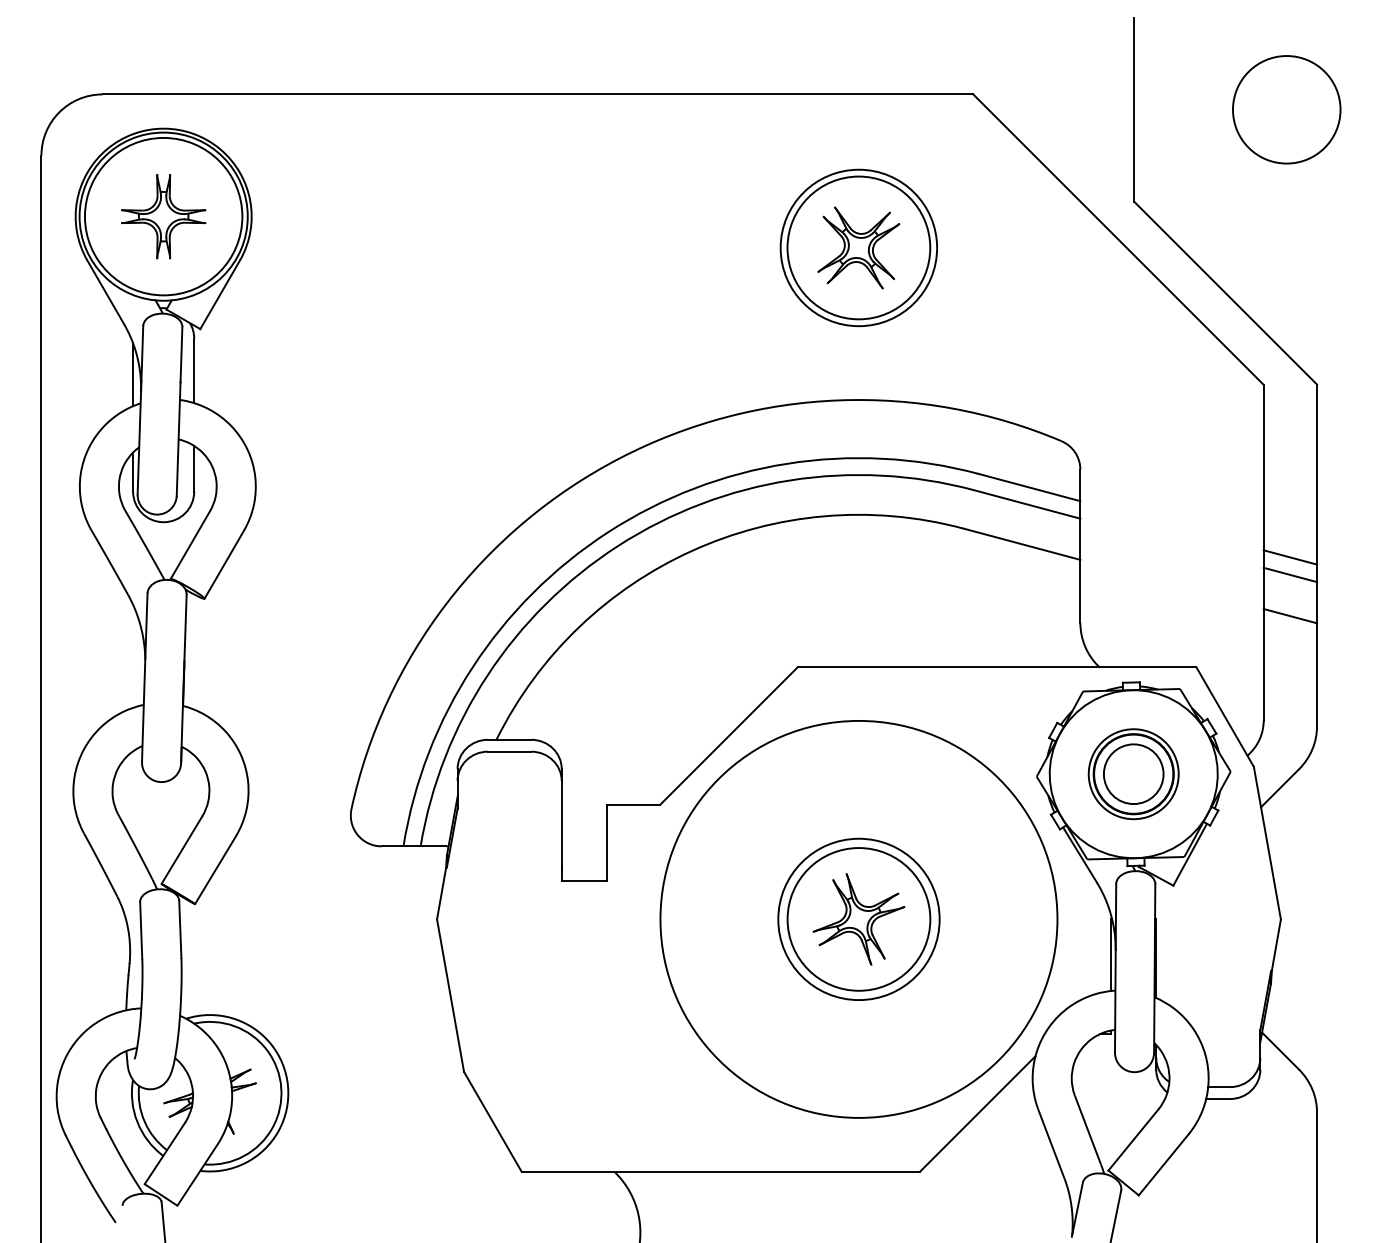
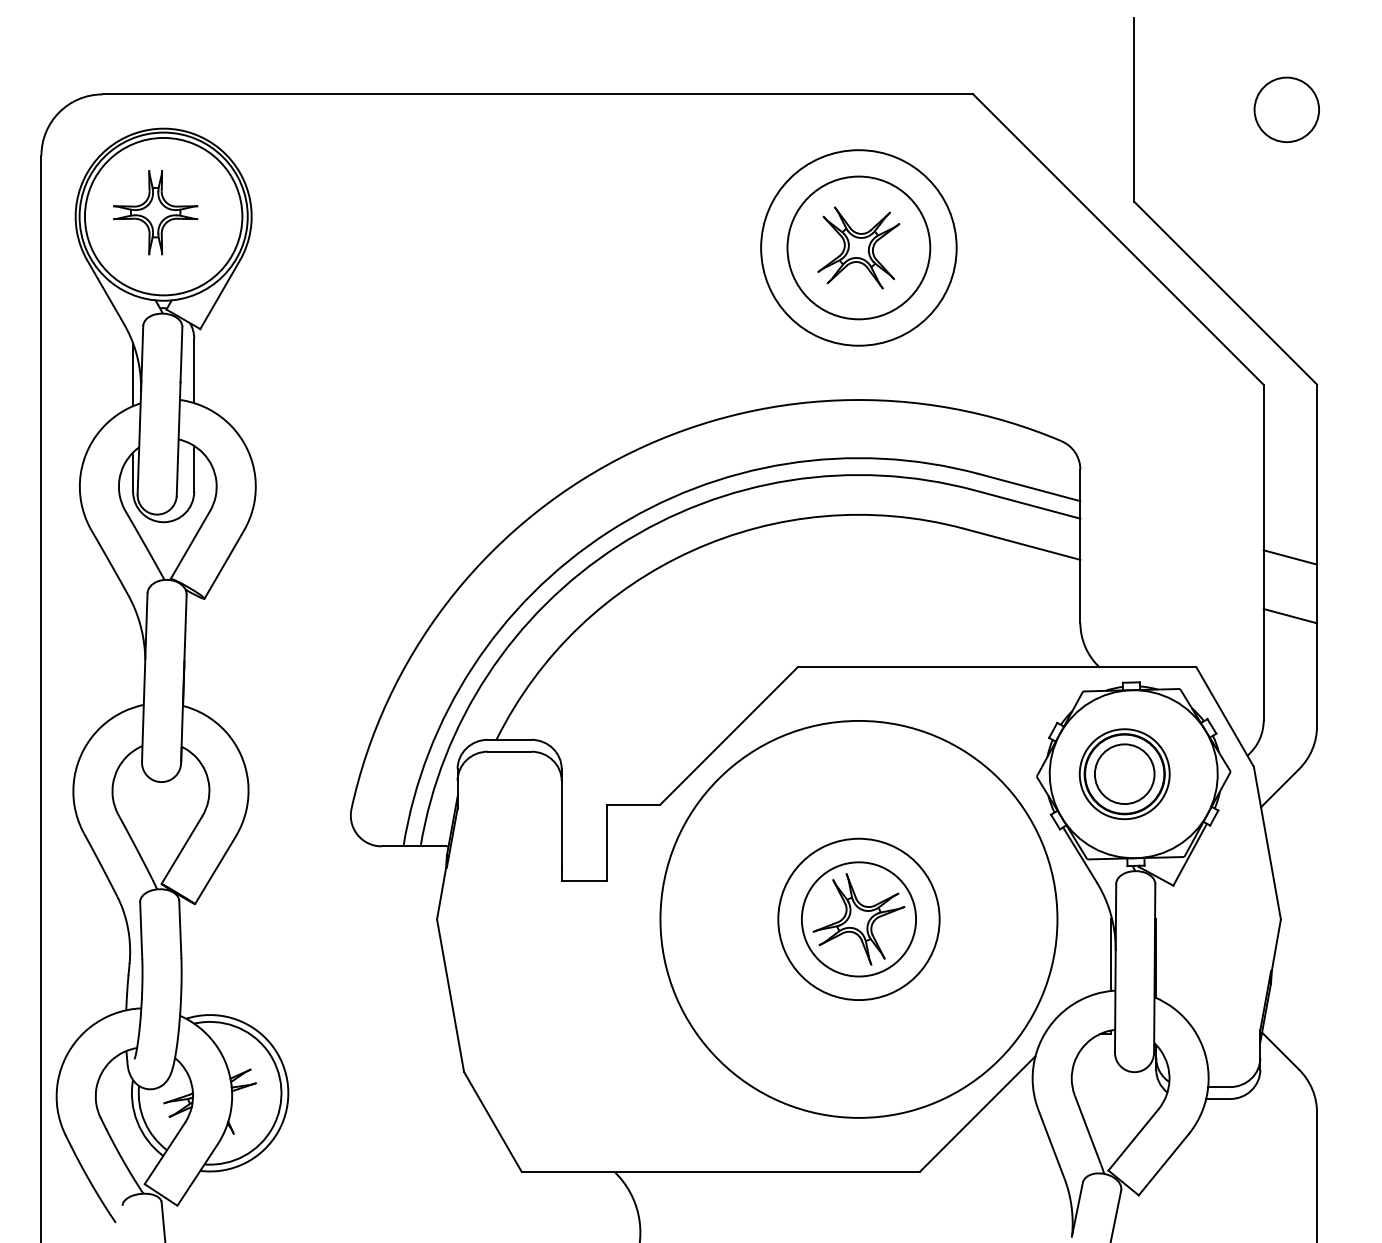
circle size: 110x110 px -> 67x67 px (1286, 109)
part position: (163, 216) -> (155, 212) (155, 212)
circle diameter: 156 px -> 196 px (858, 247)
line: present -> none (1290, 574)
part position: (1133, 774) -> (1124, 774) (1124, 774)
circle diameter: 143 px -> 114 px (858, 919)
